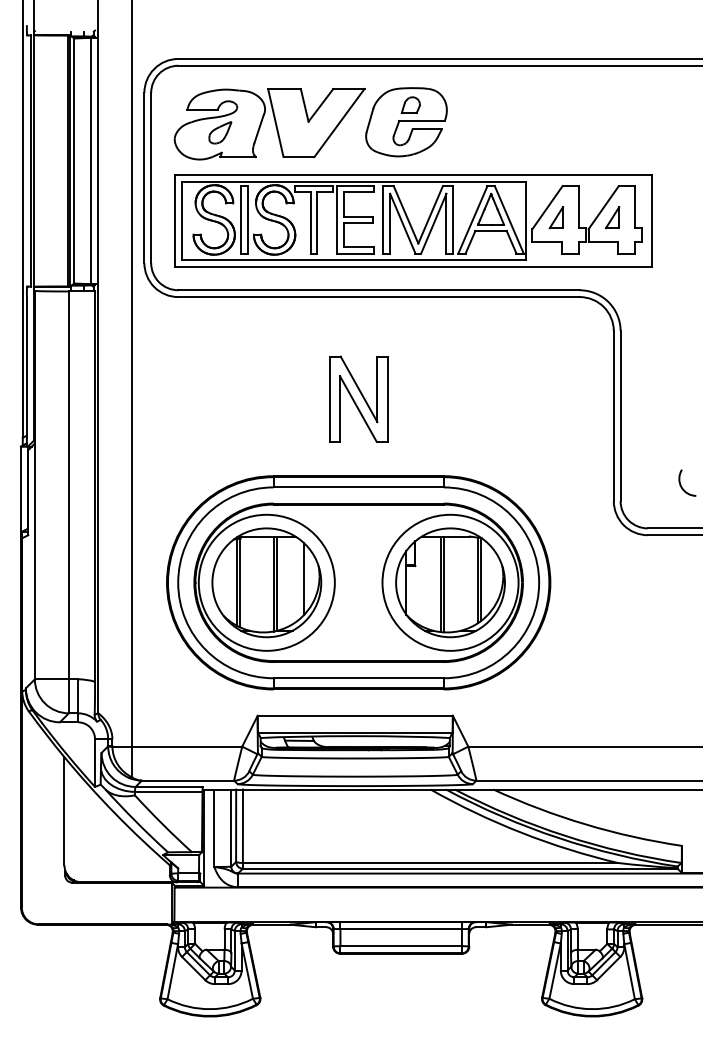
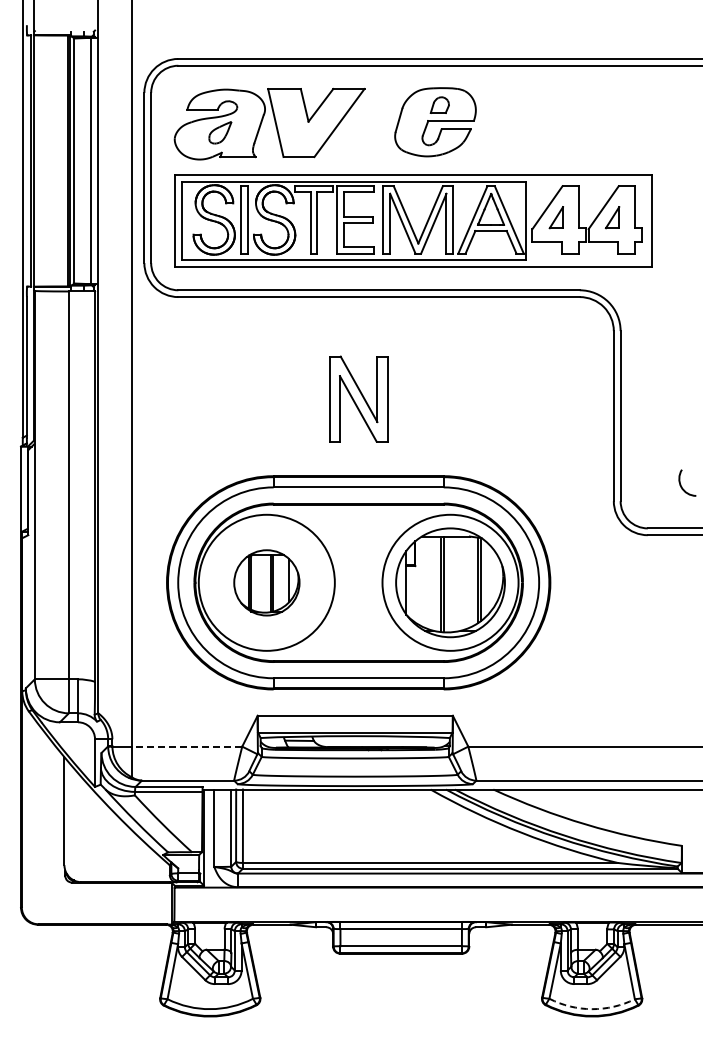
part position: (406, 122) -> (435, 122) (435, 122)
part size: 112x112 px -> 68x68 px (266, 582)
line: solid -> dashed (187, 746)
arc: solid -> dashed (592, 1009)
